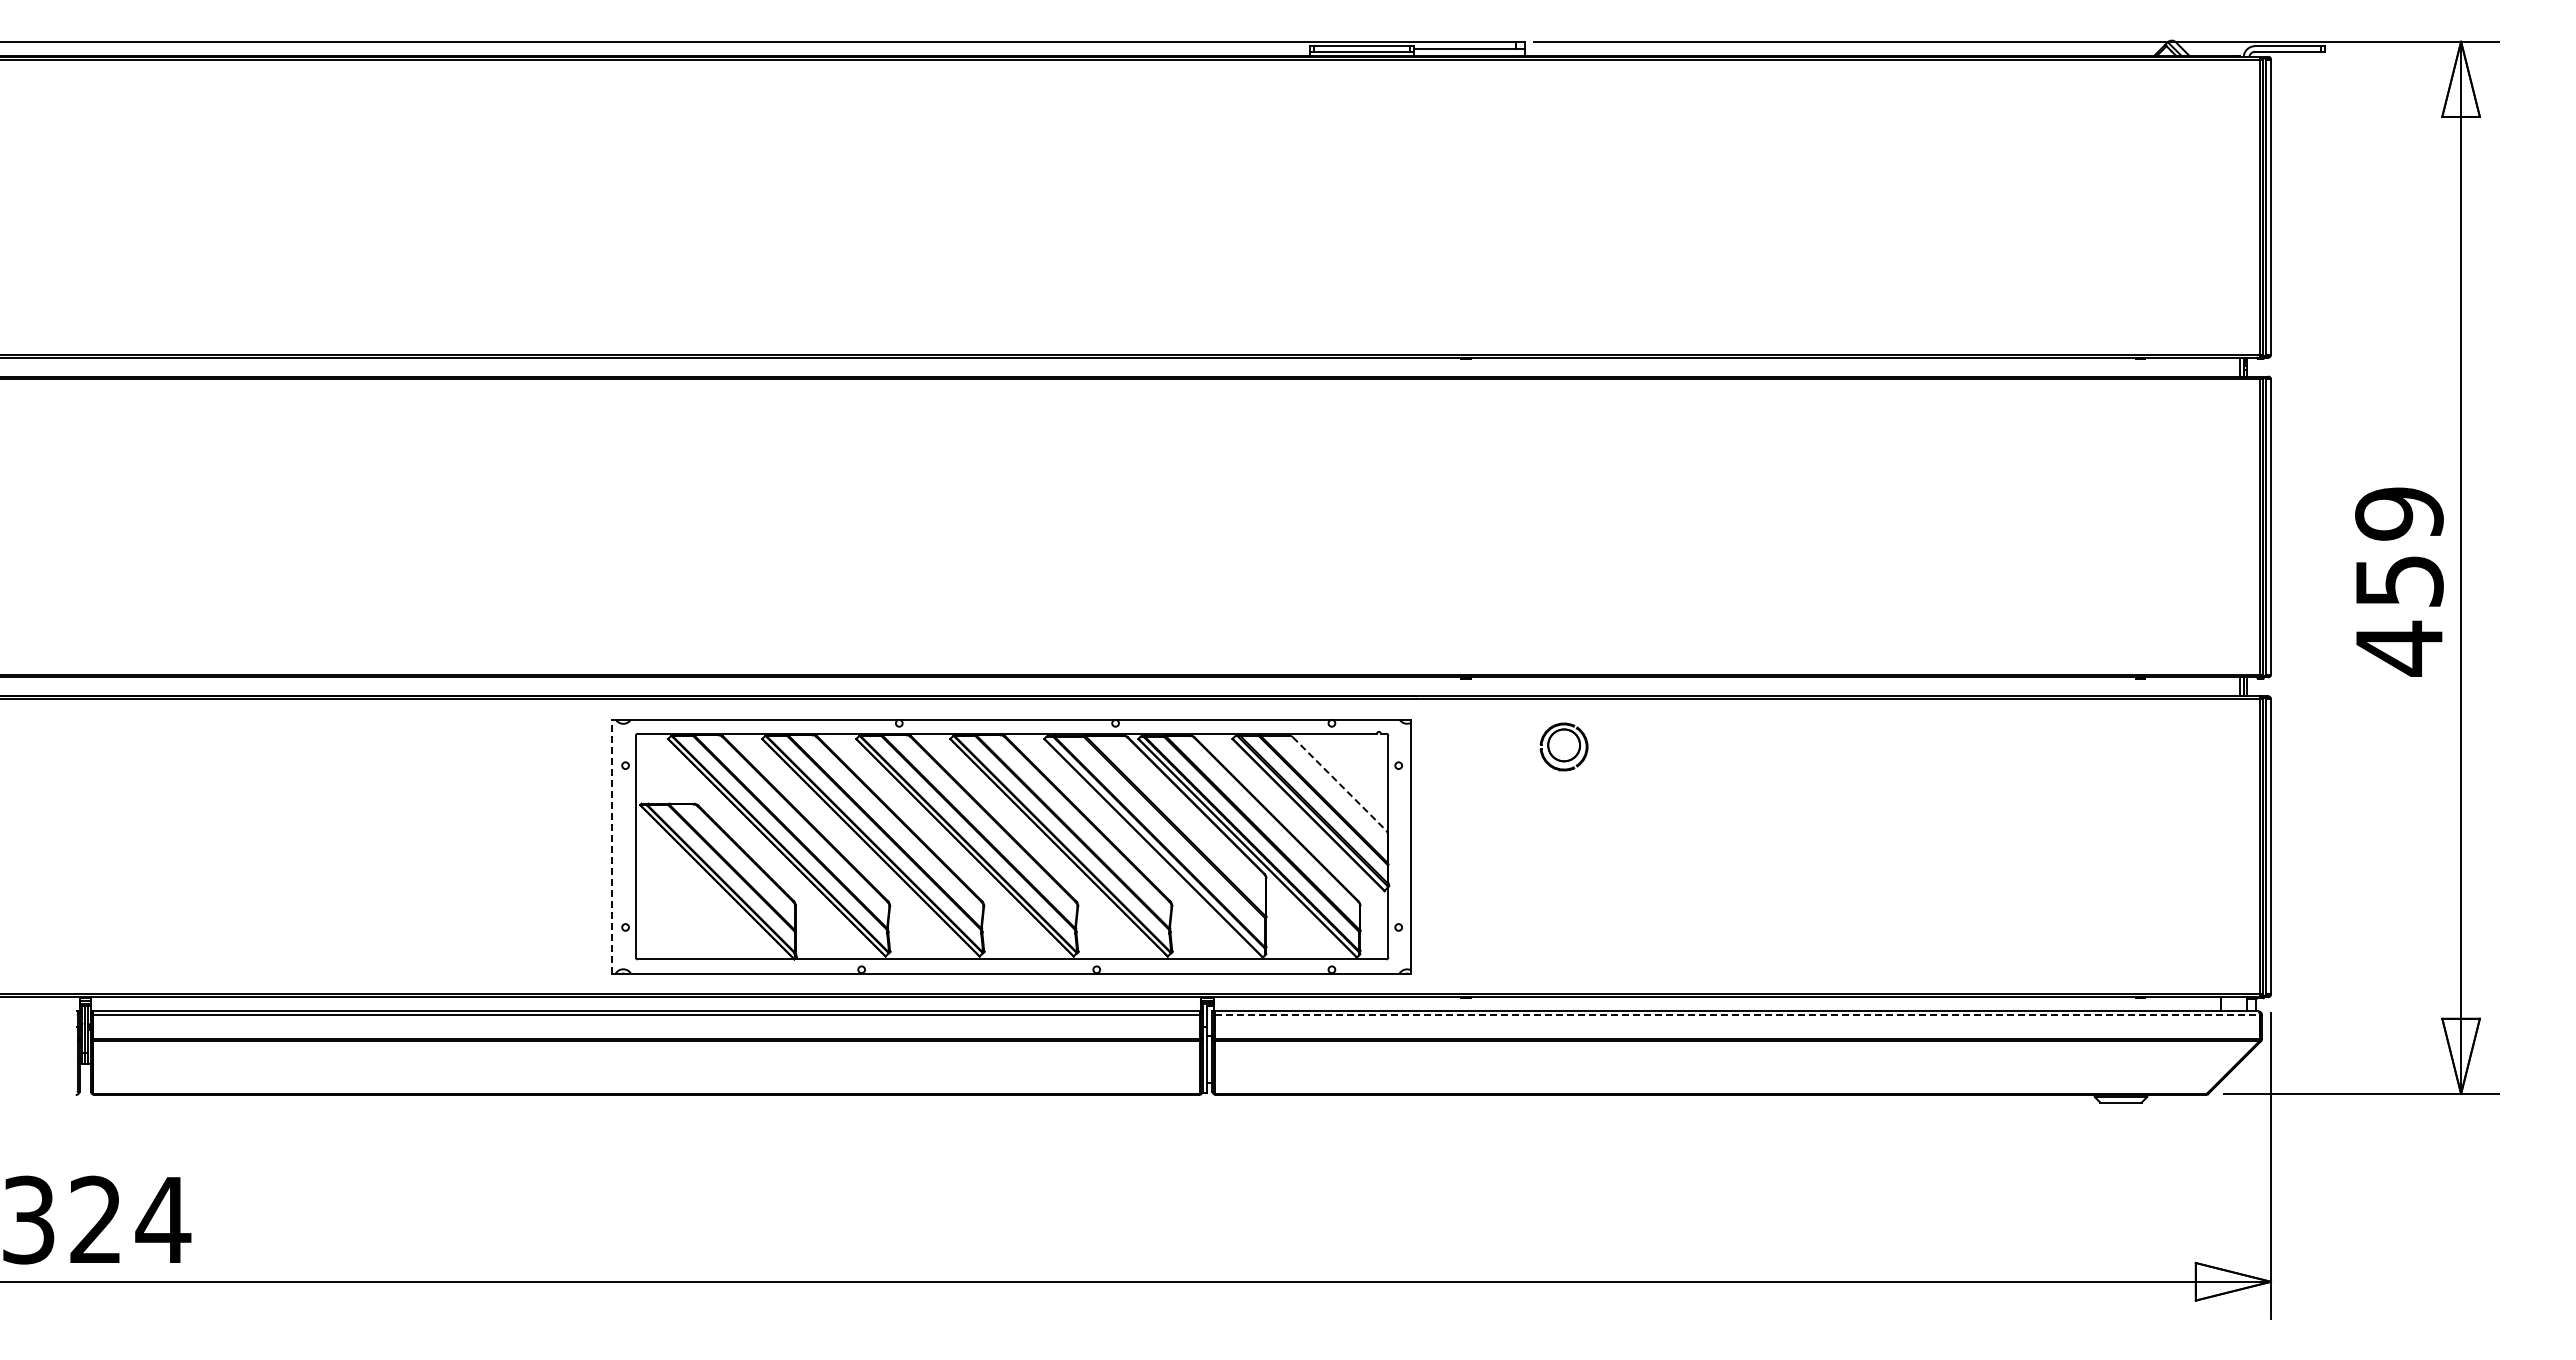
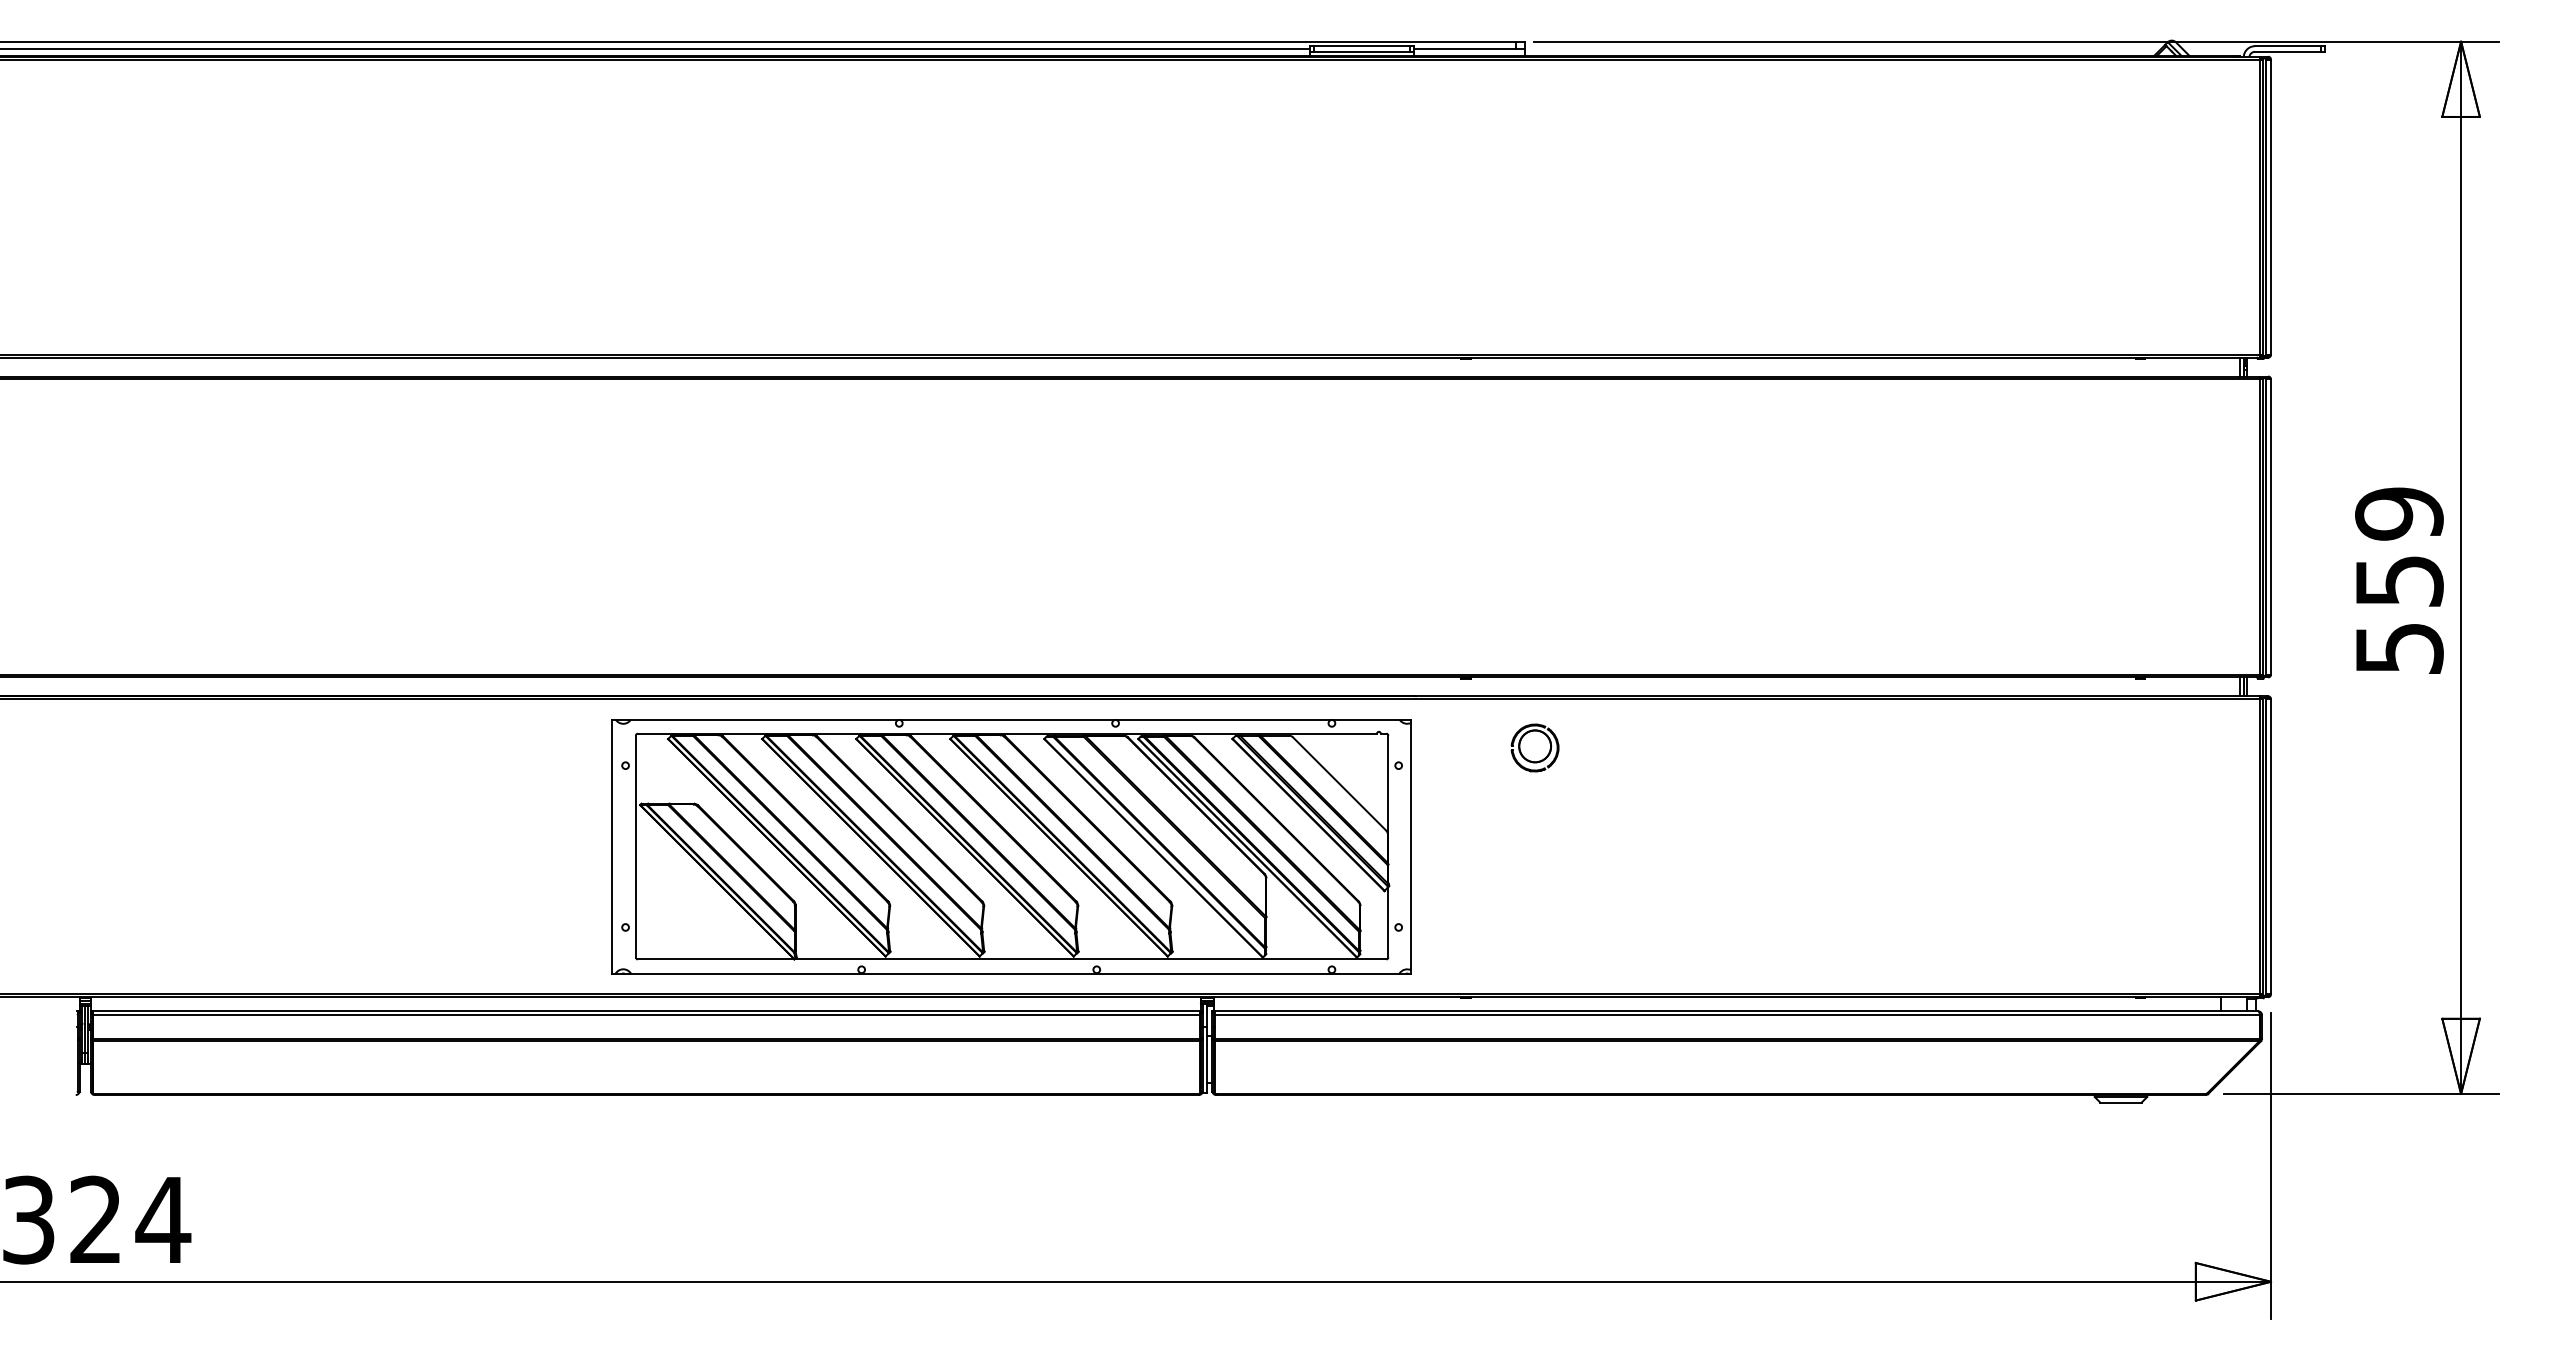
line: none -> present (656, 49)
text: 459 -> 559 (2399, 648)
part position: (1563, 746) -> (1534, 747) (1534, 747)
line: dashed -> solid (1339, 784)
line: dashed -> solid (611, 846)
line: dashed -> solid (1737, 1015)
